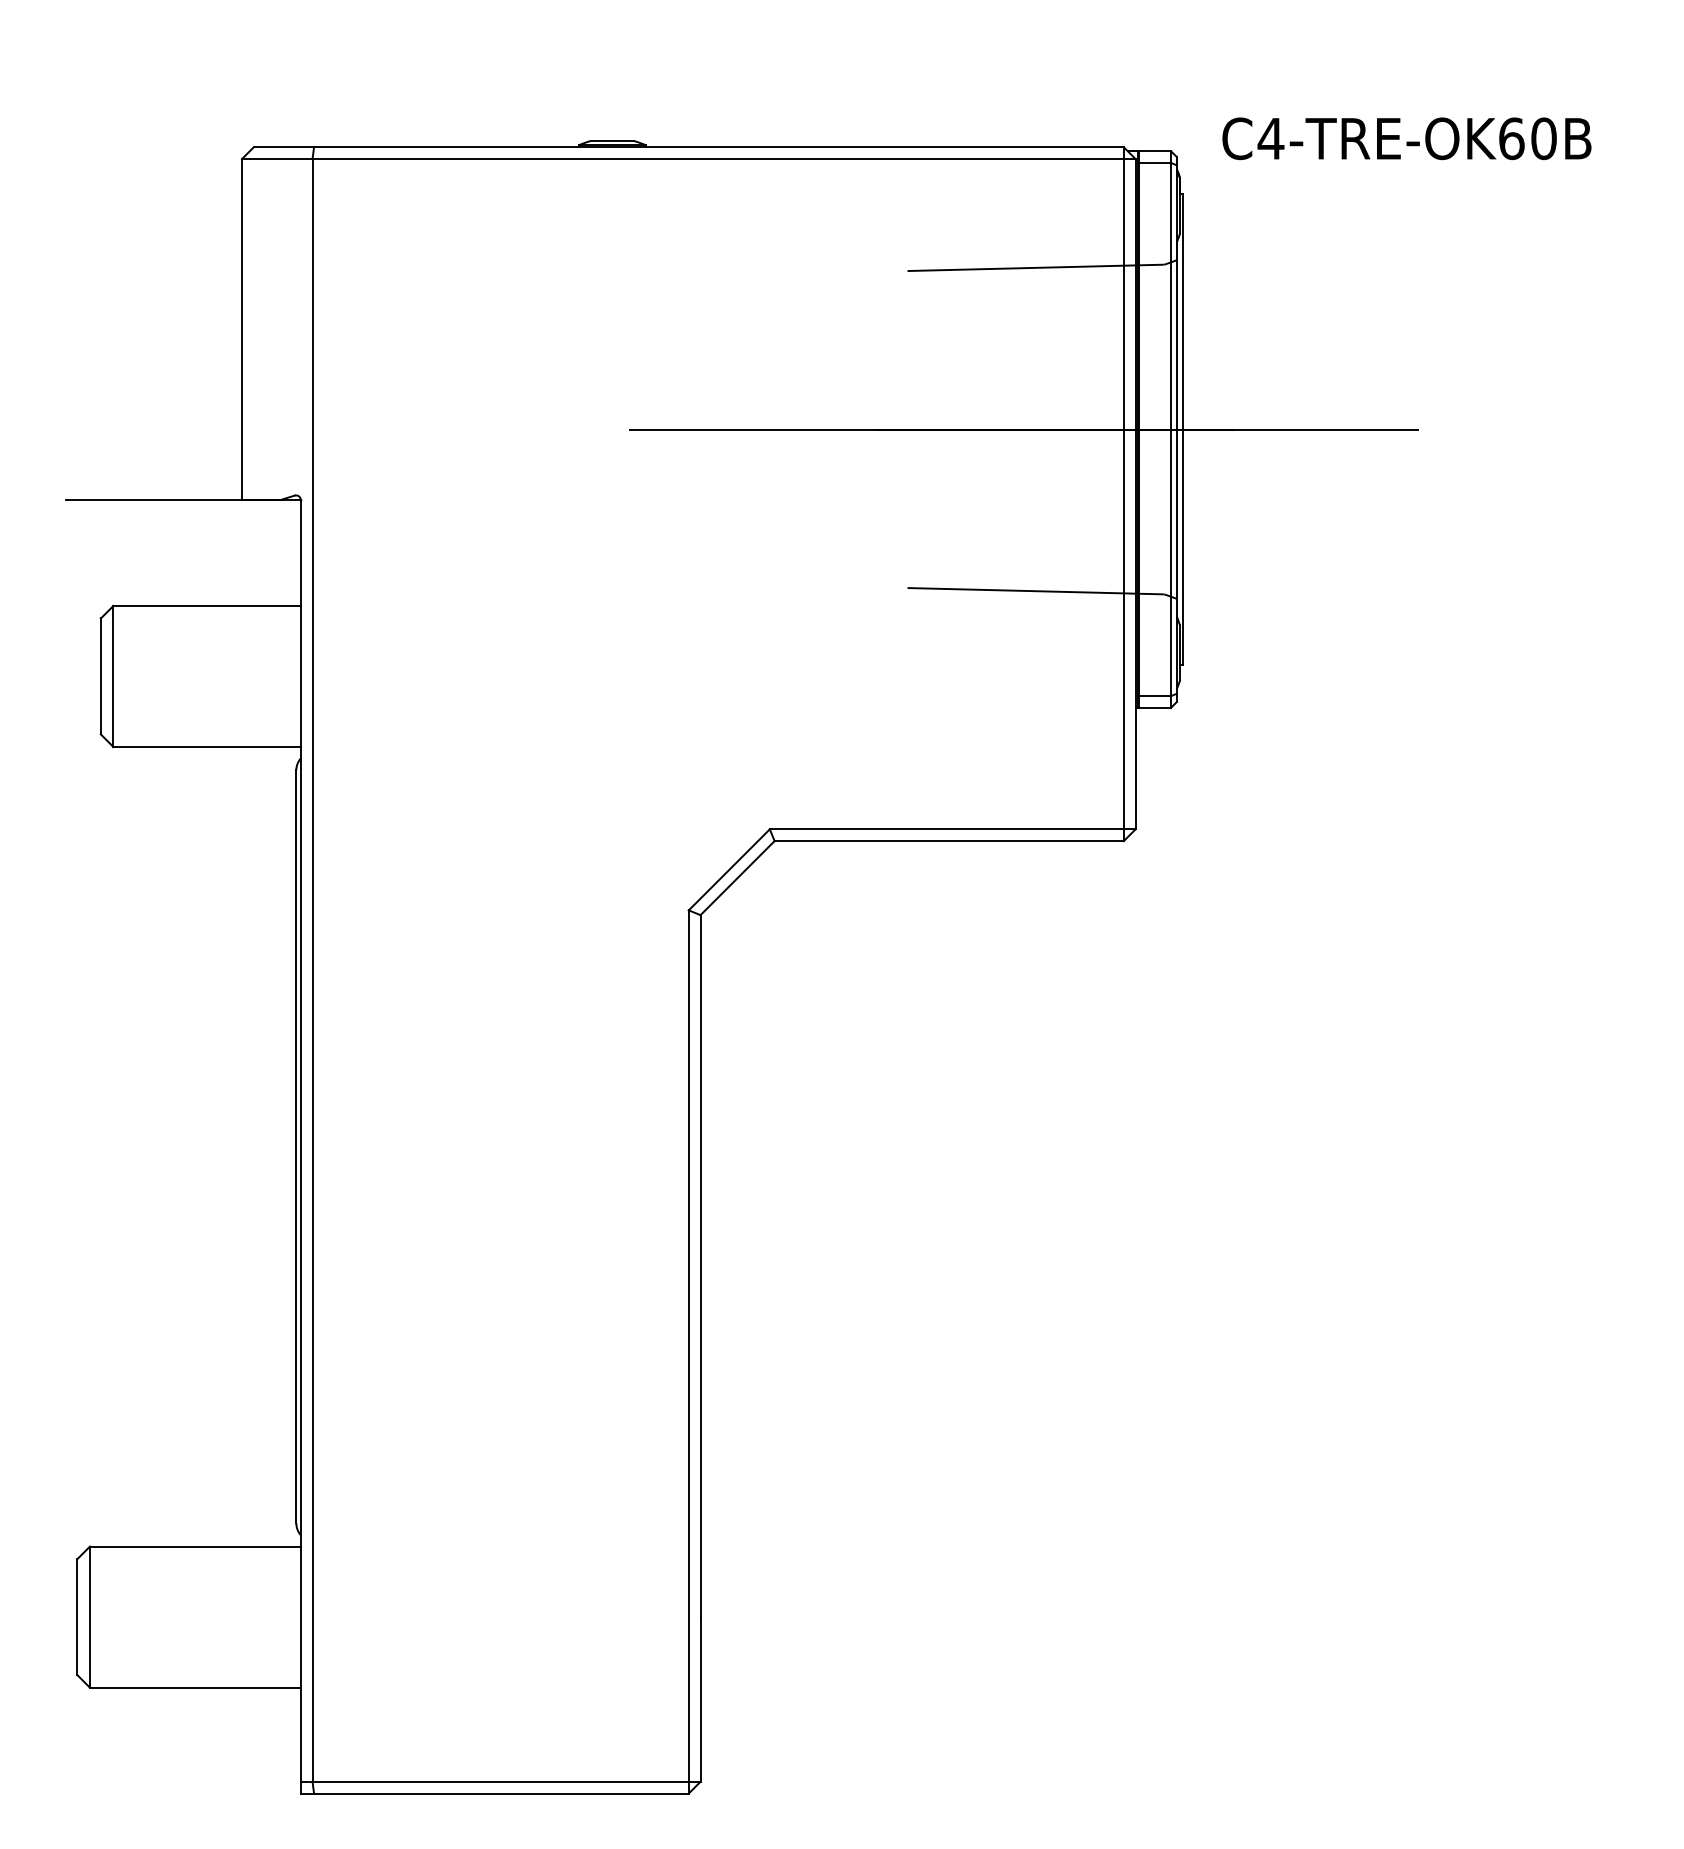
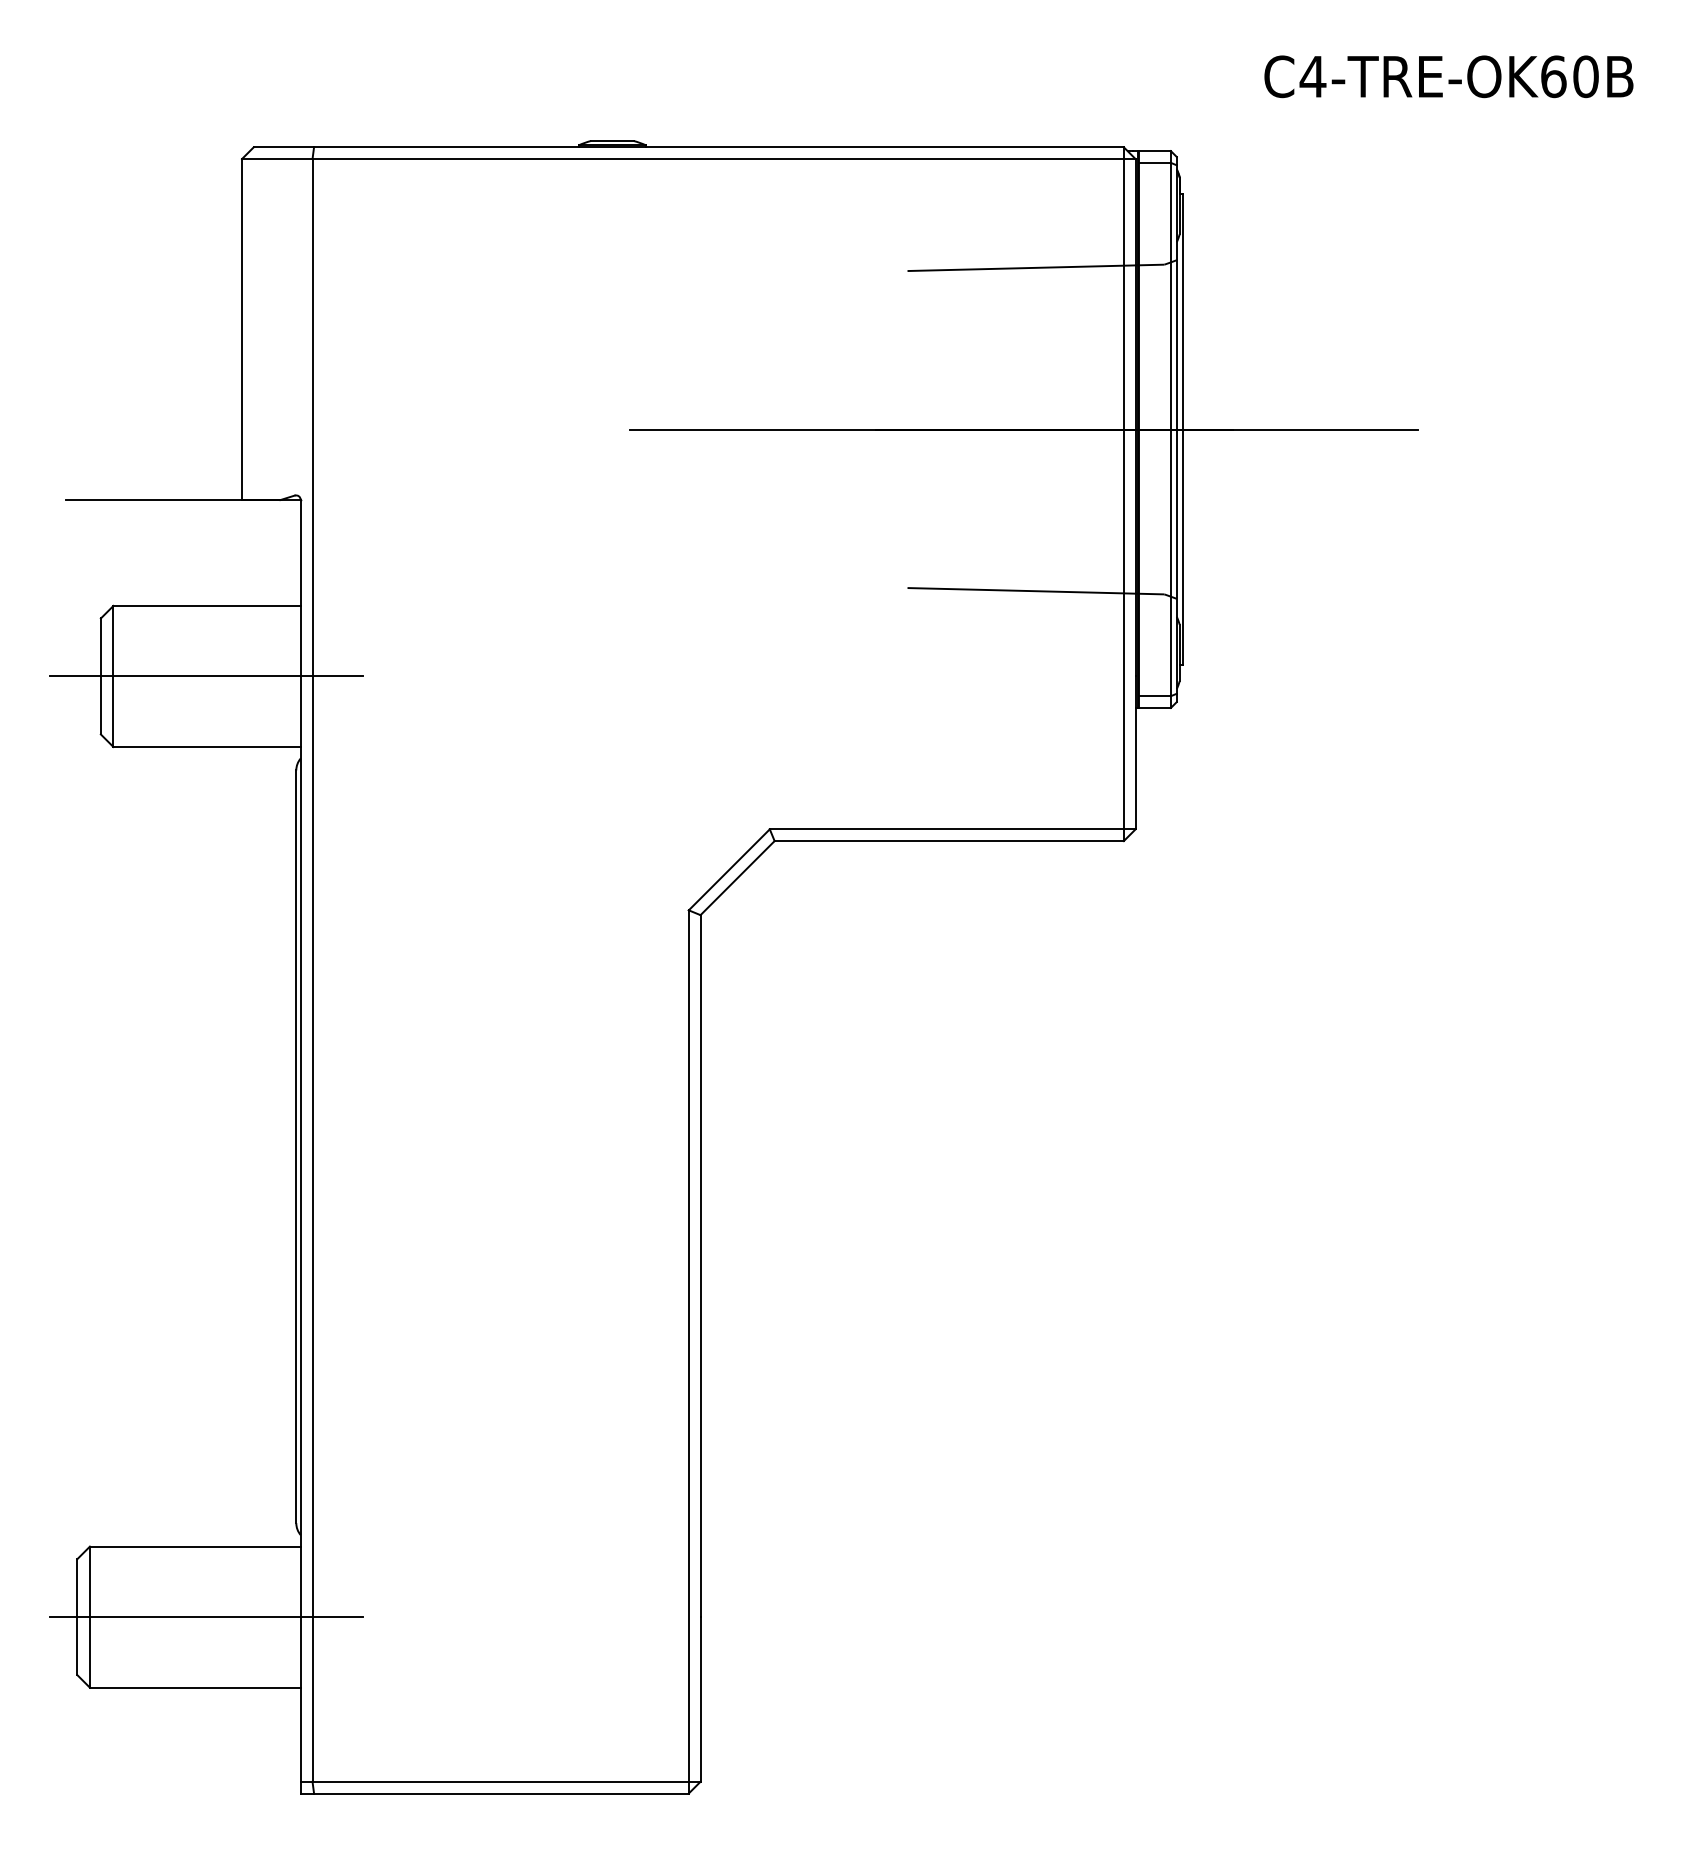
text position: (1406, 138) -> (1448, 76) (1448, 76)
line: none -> present (206, 676)
line: none -> present (206, 1617)
